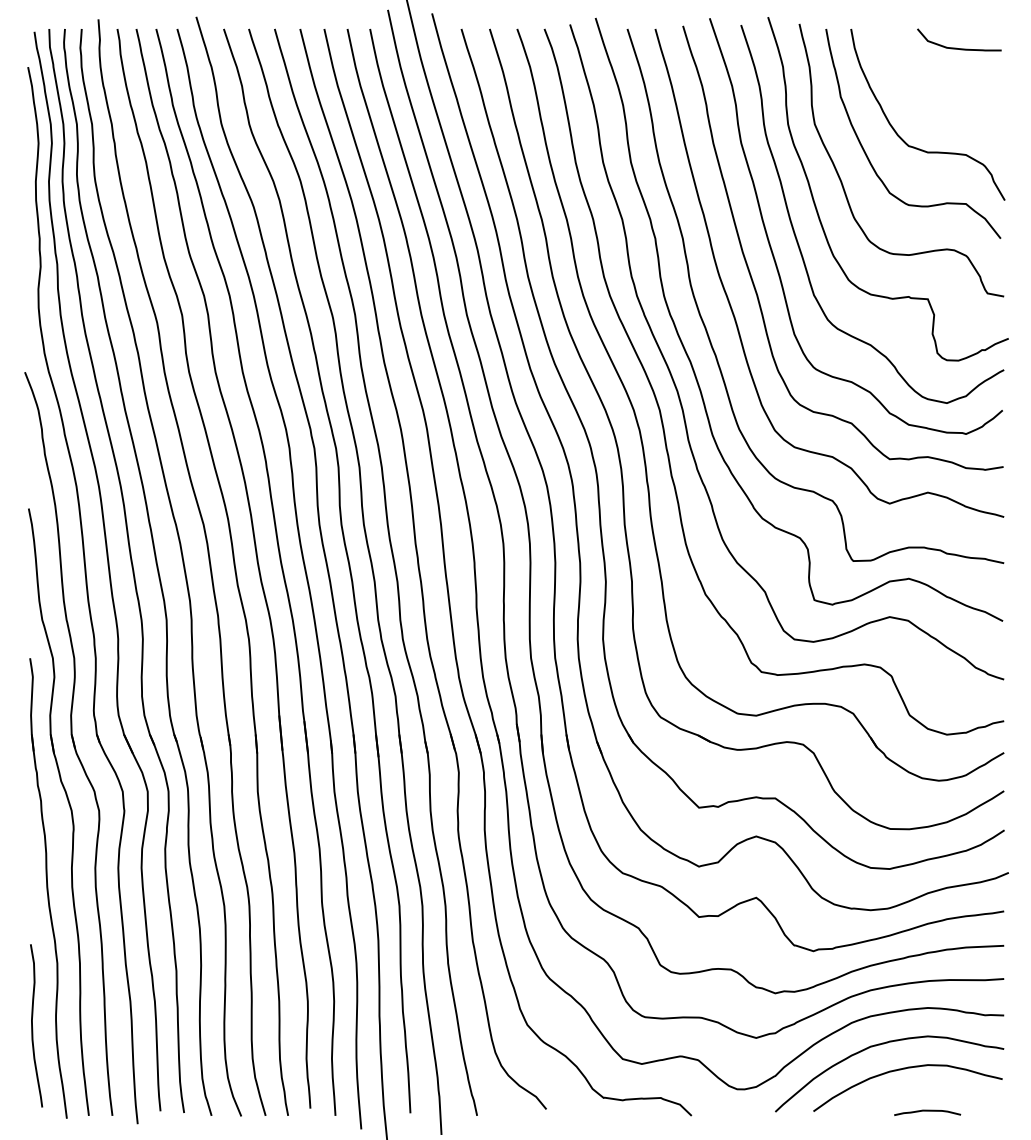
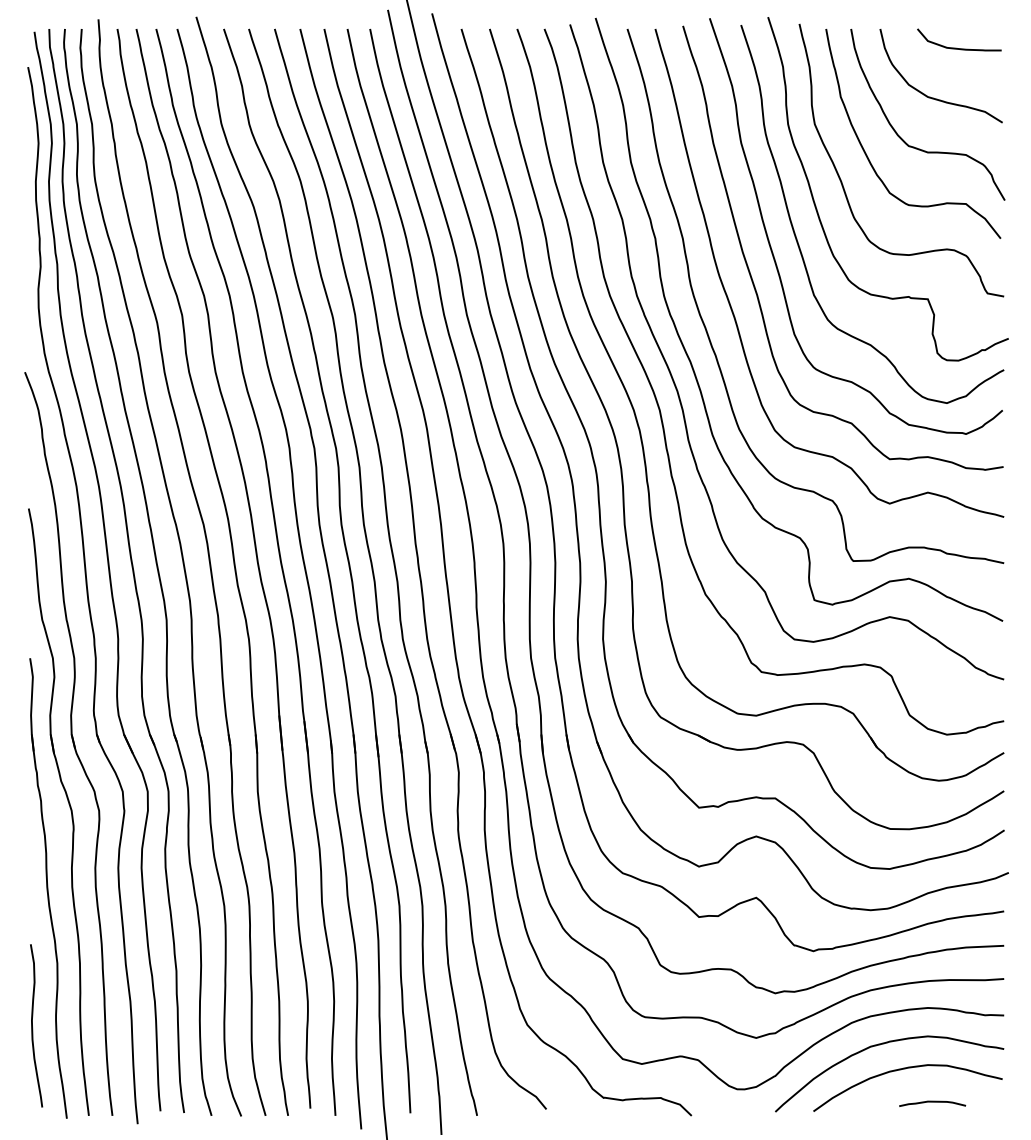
curve: none -> present (933, 97)
curve position: (927, 1111) -> (932, 1102) (932, 1102)
